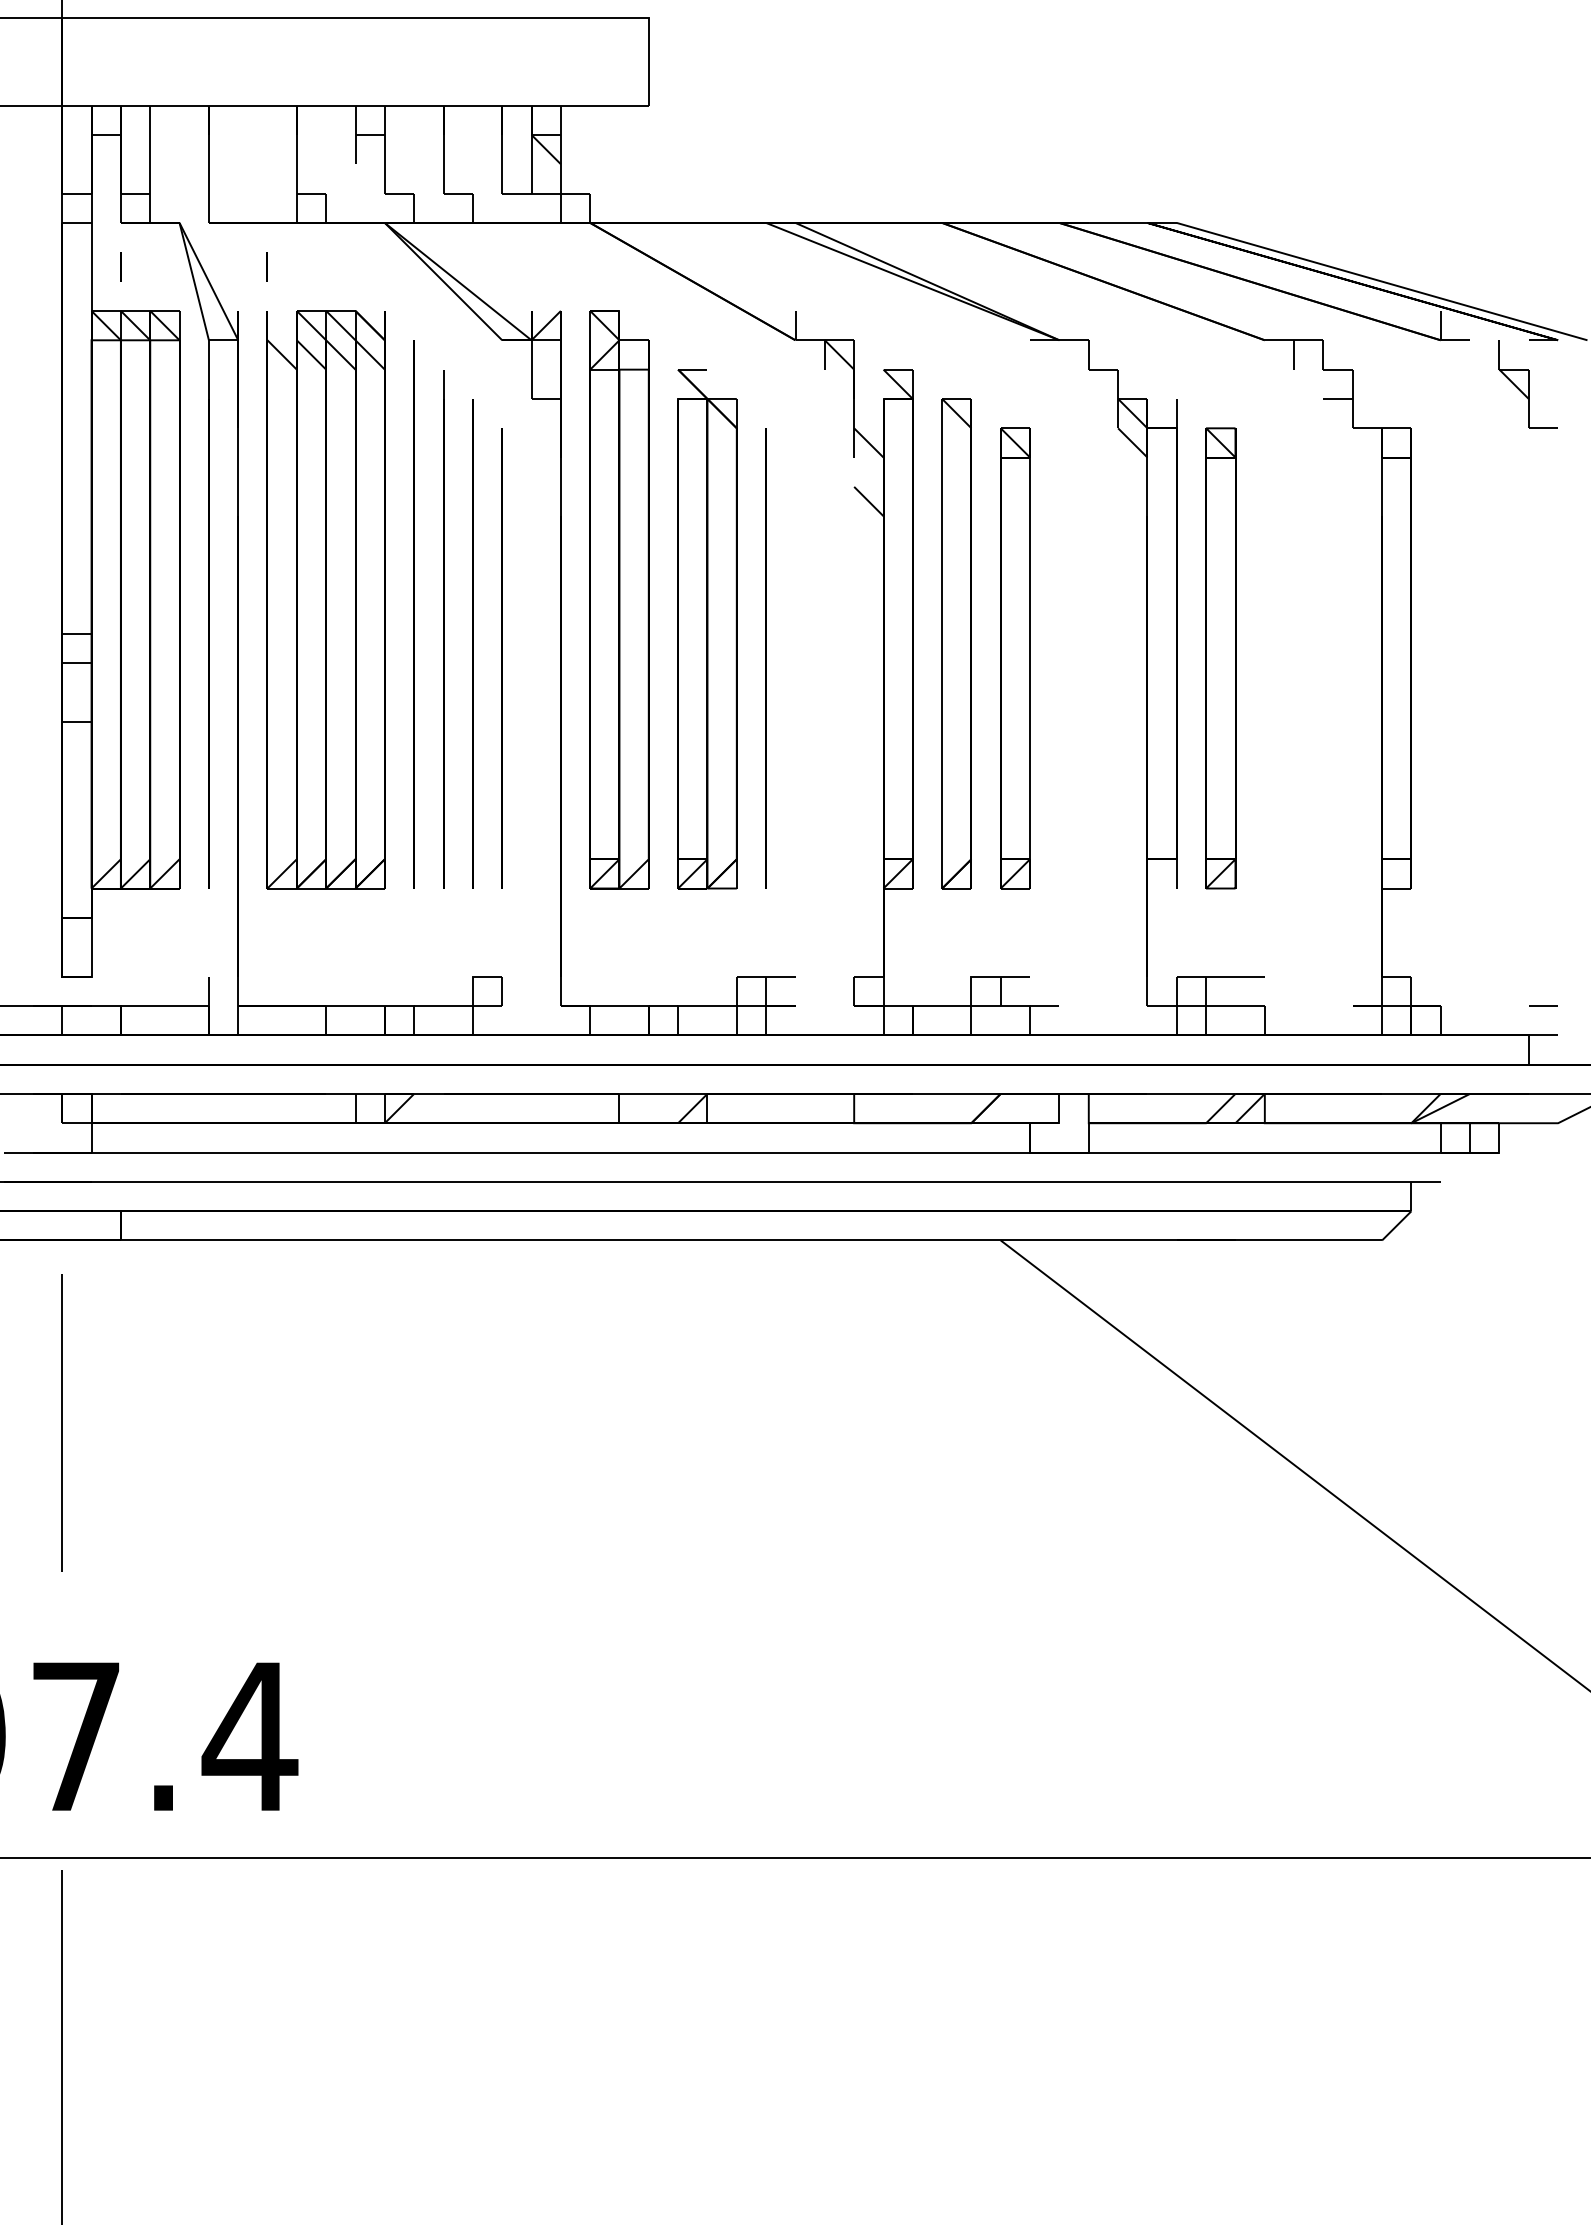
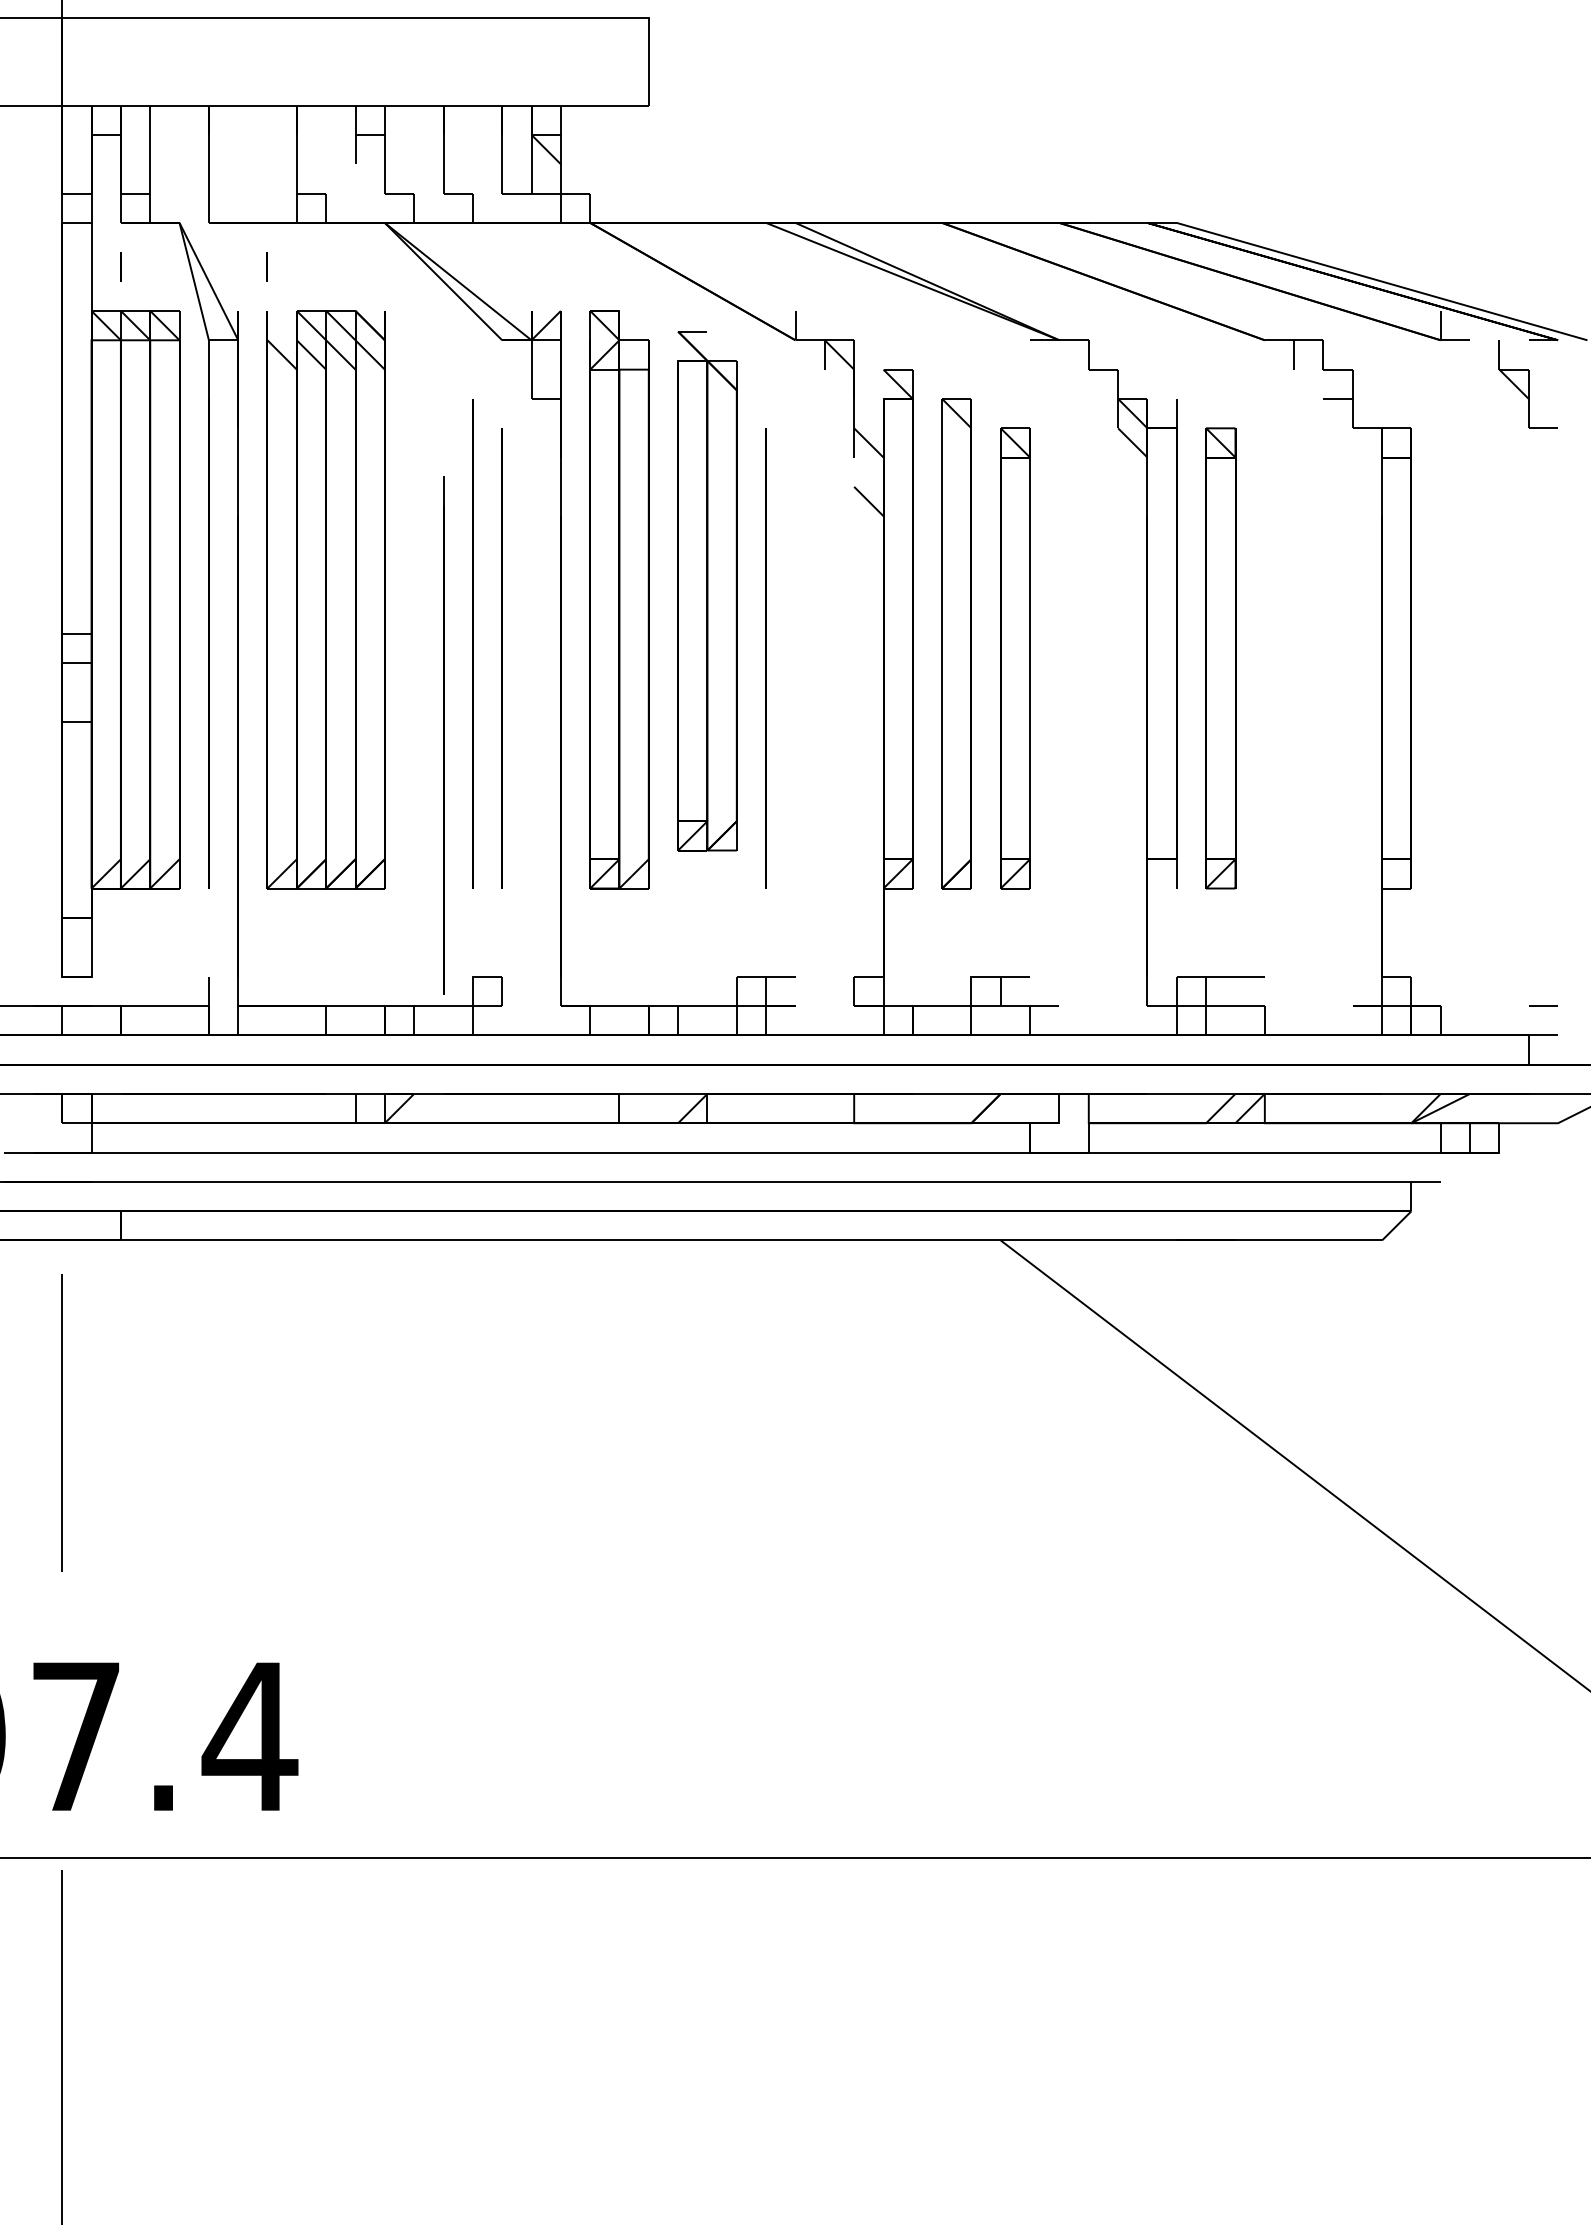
line: present -> none (413, 614)
line position: (443, 629) -> (443, 735) (443, 735)
part position: (707, 629) -> (707, 591) (707, 591)
